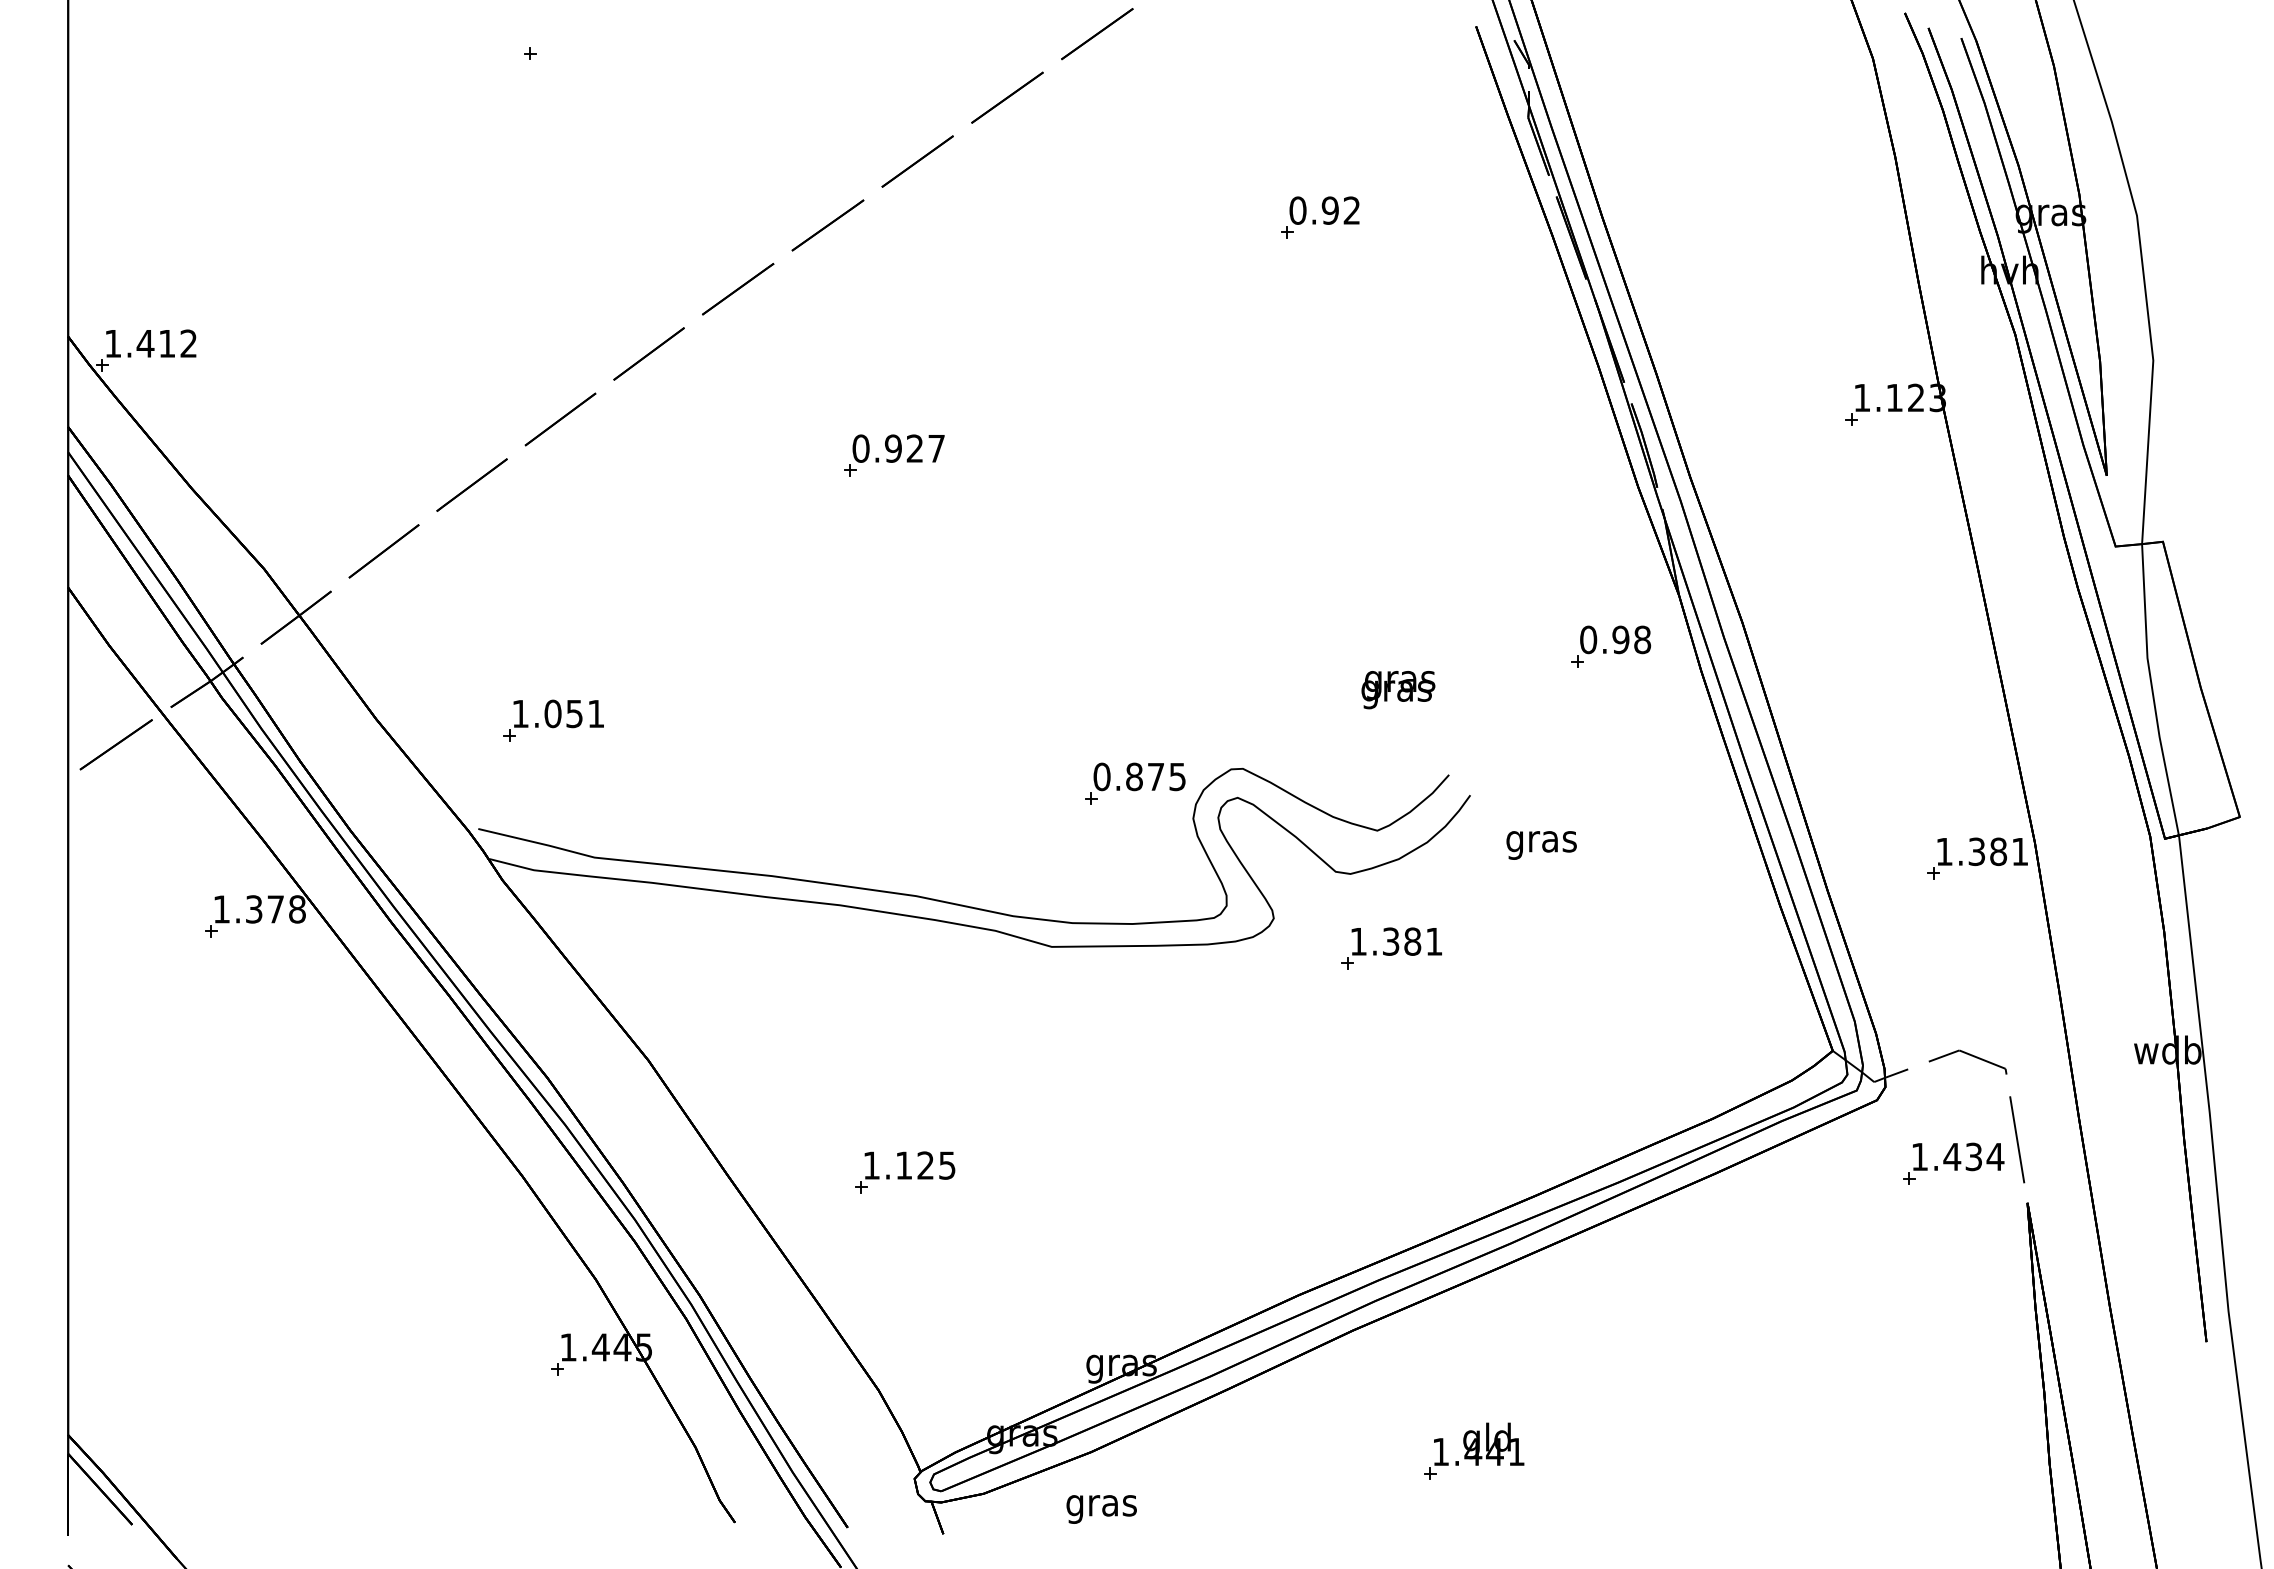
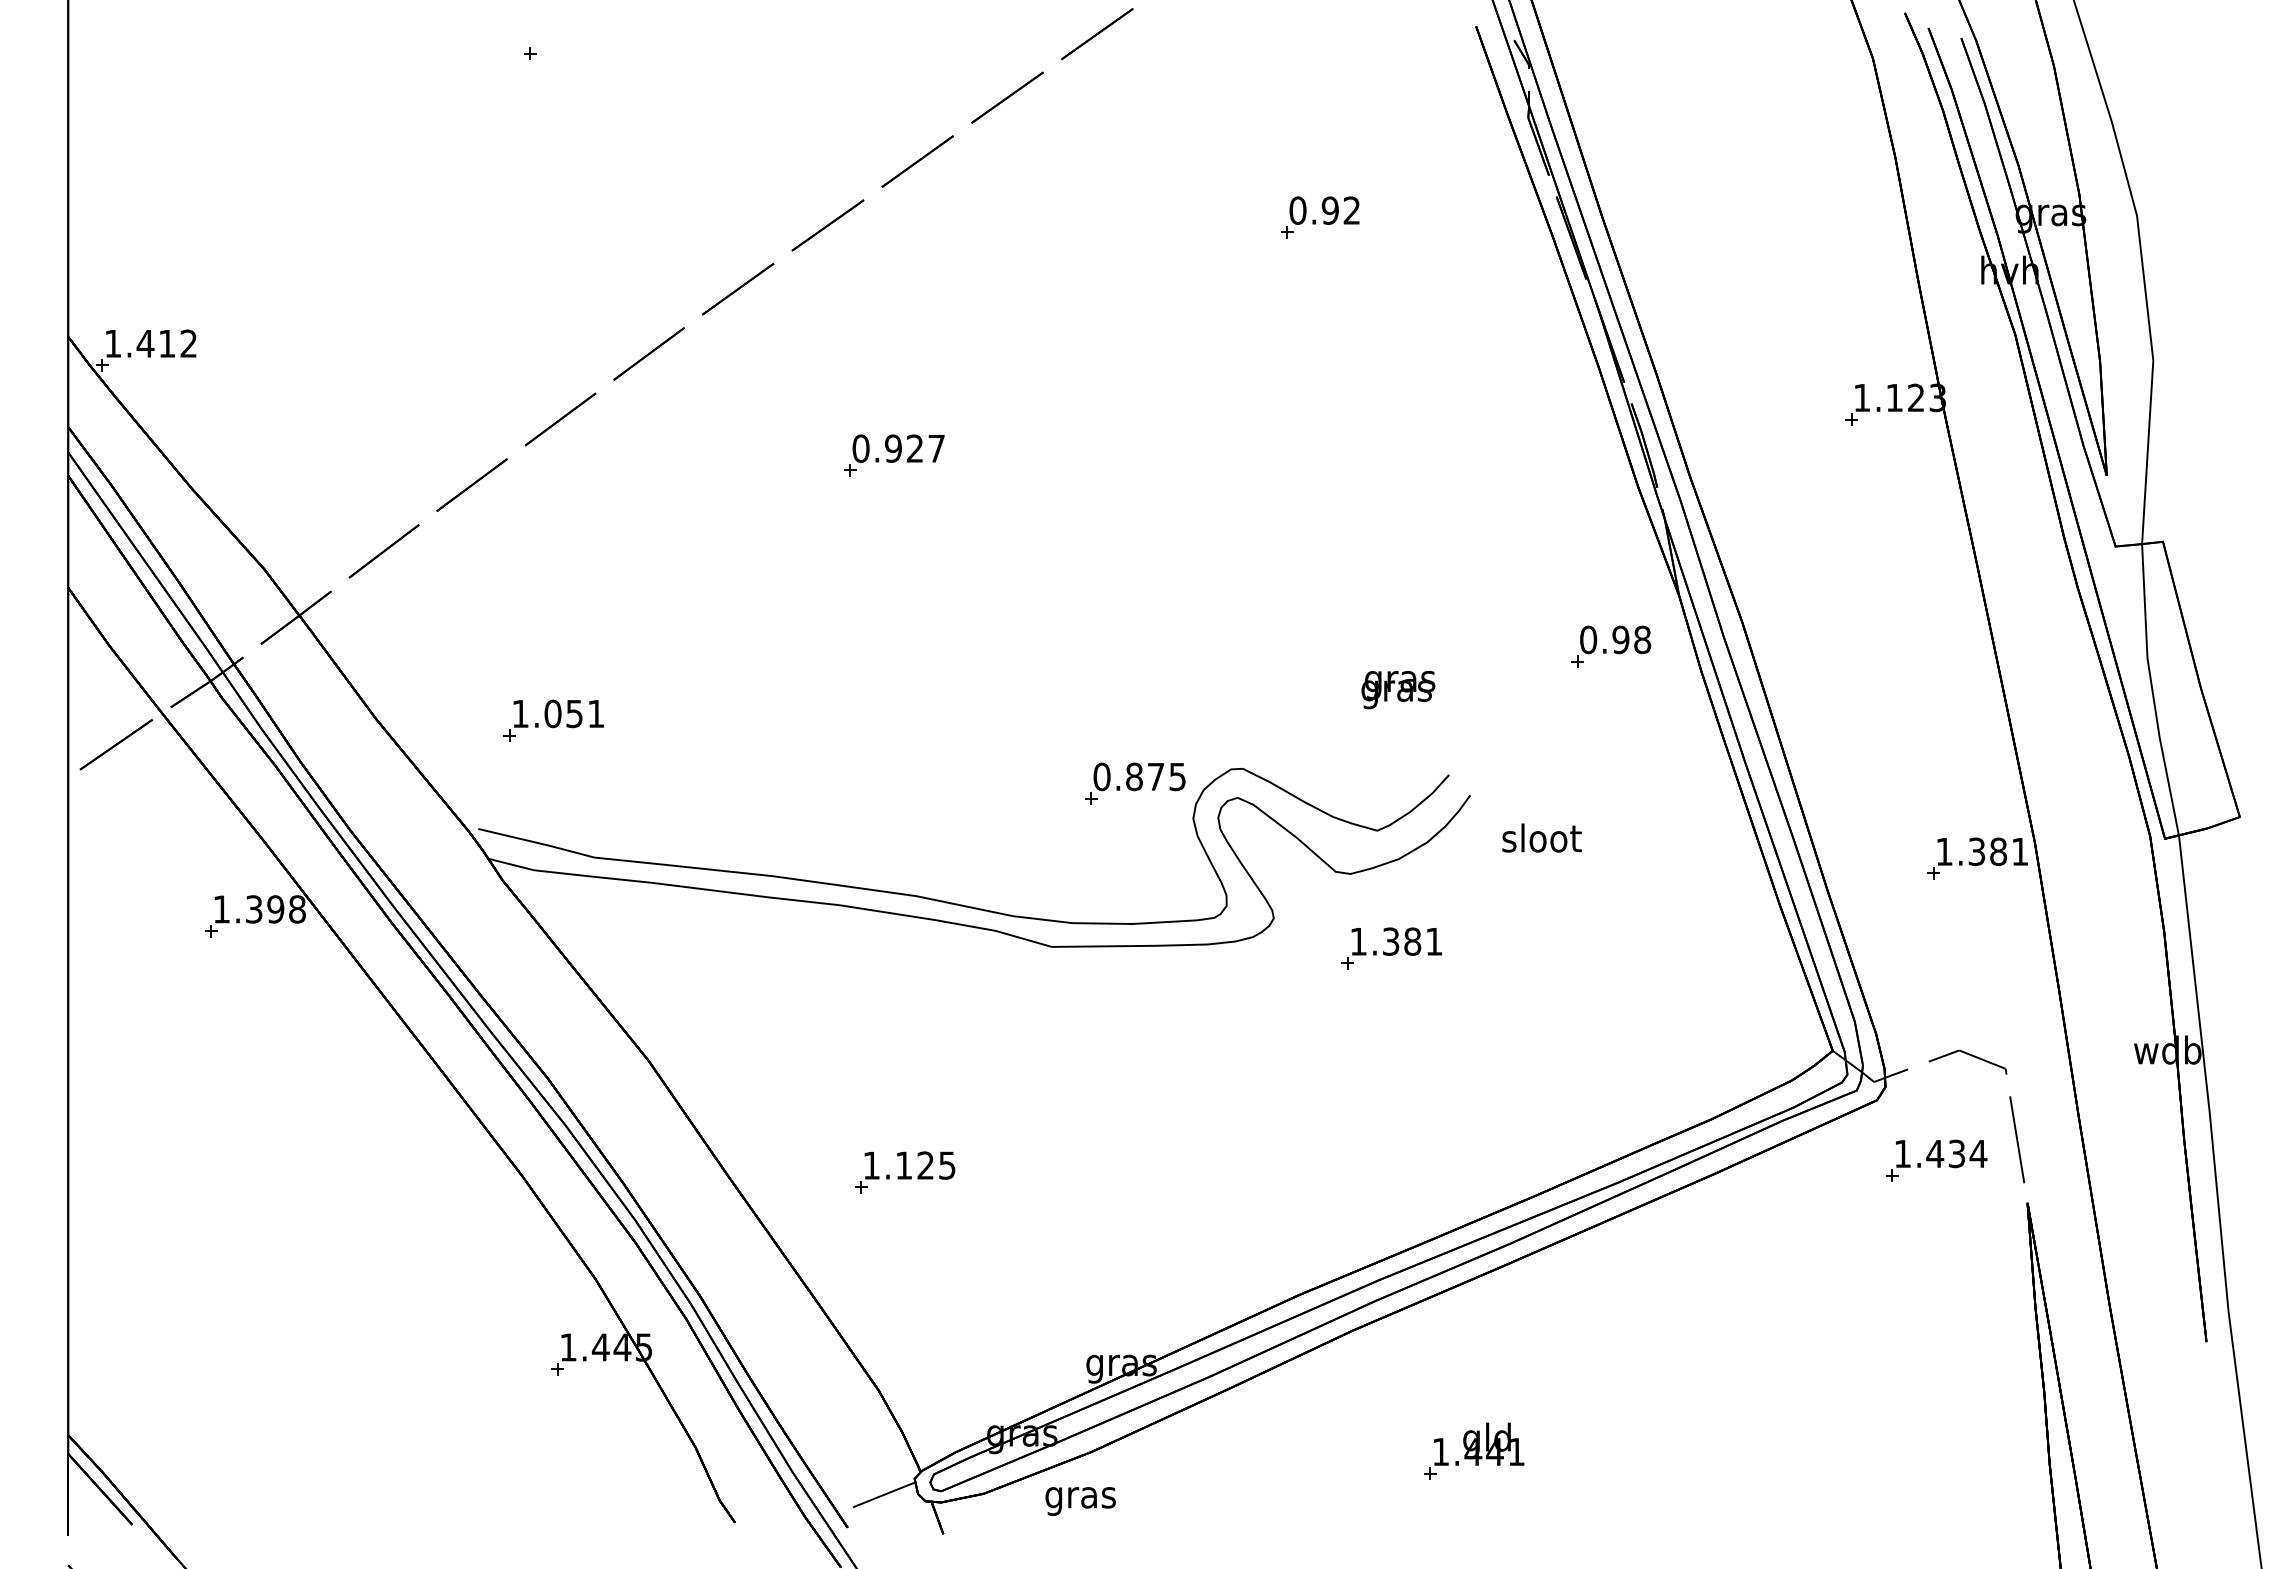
text: gras -> sloot (1541, 841)
text: 1.378 -> 1.398 (275, 909)
part position: (1953, 1163) -> (1936, 1160) (1936, 1160)
line: none -> present (884, 1494)
text position: (1101, 1509) -> (1080, 1501) (1080, 1501)
